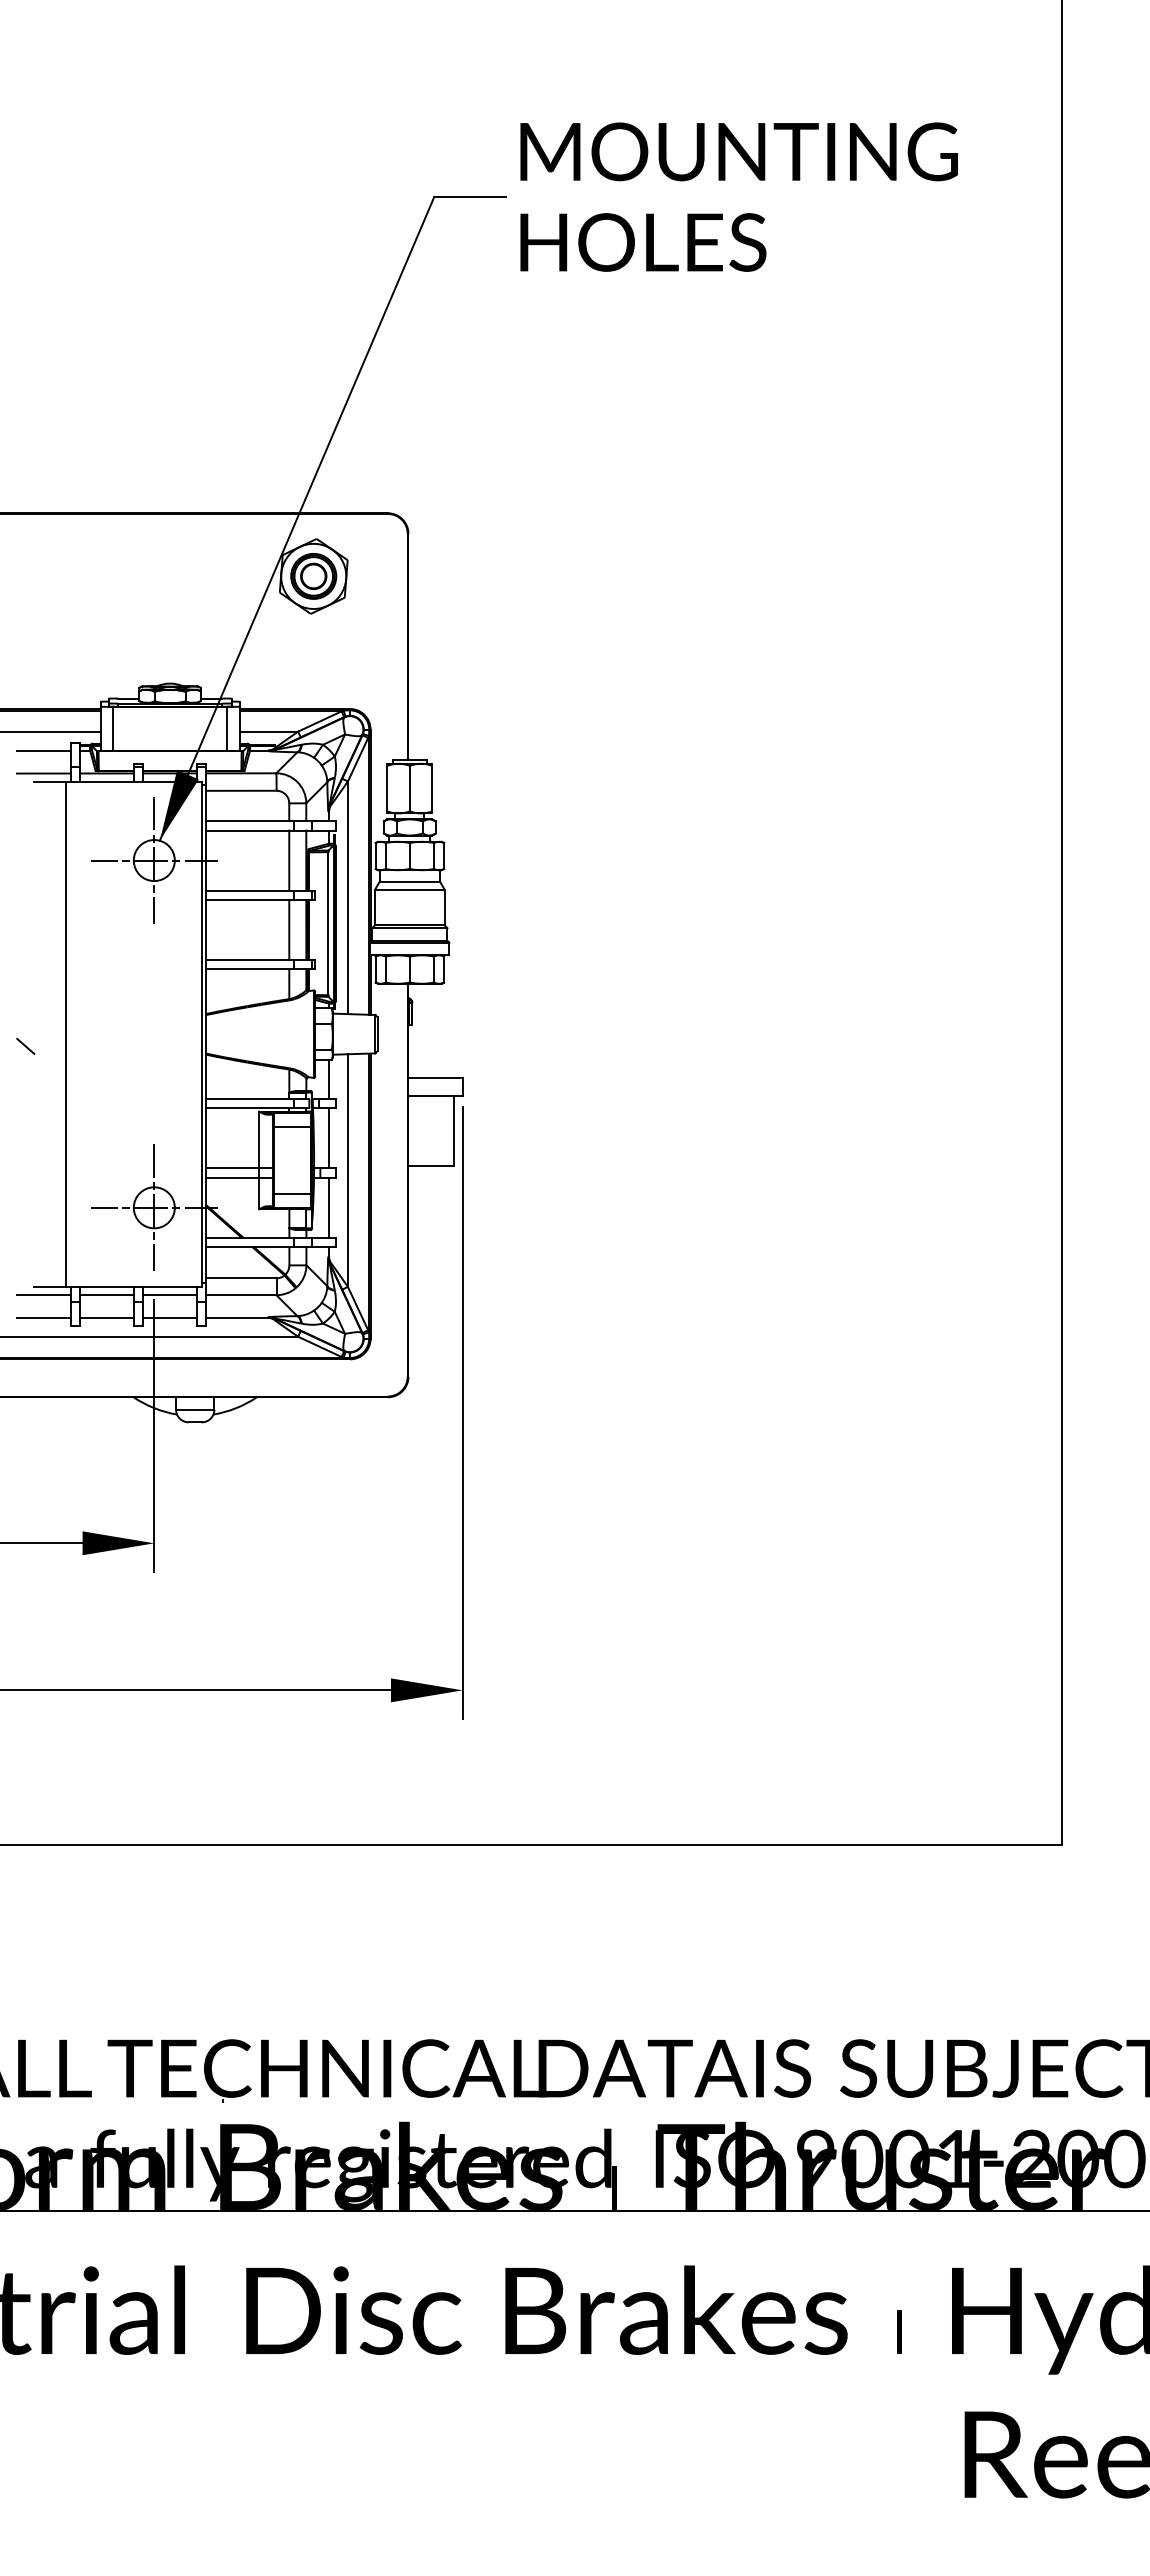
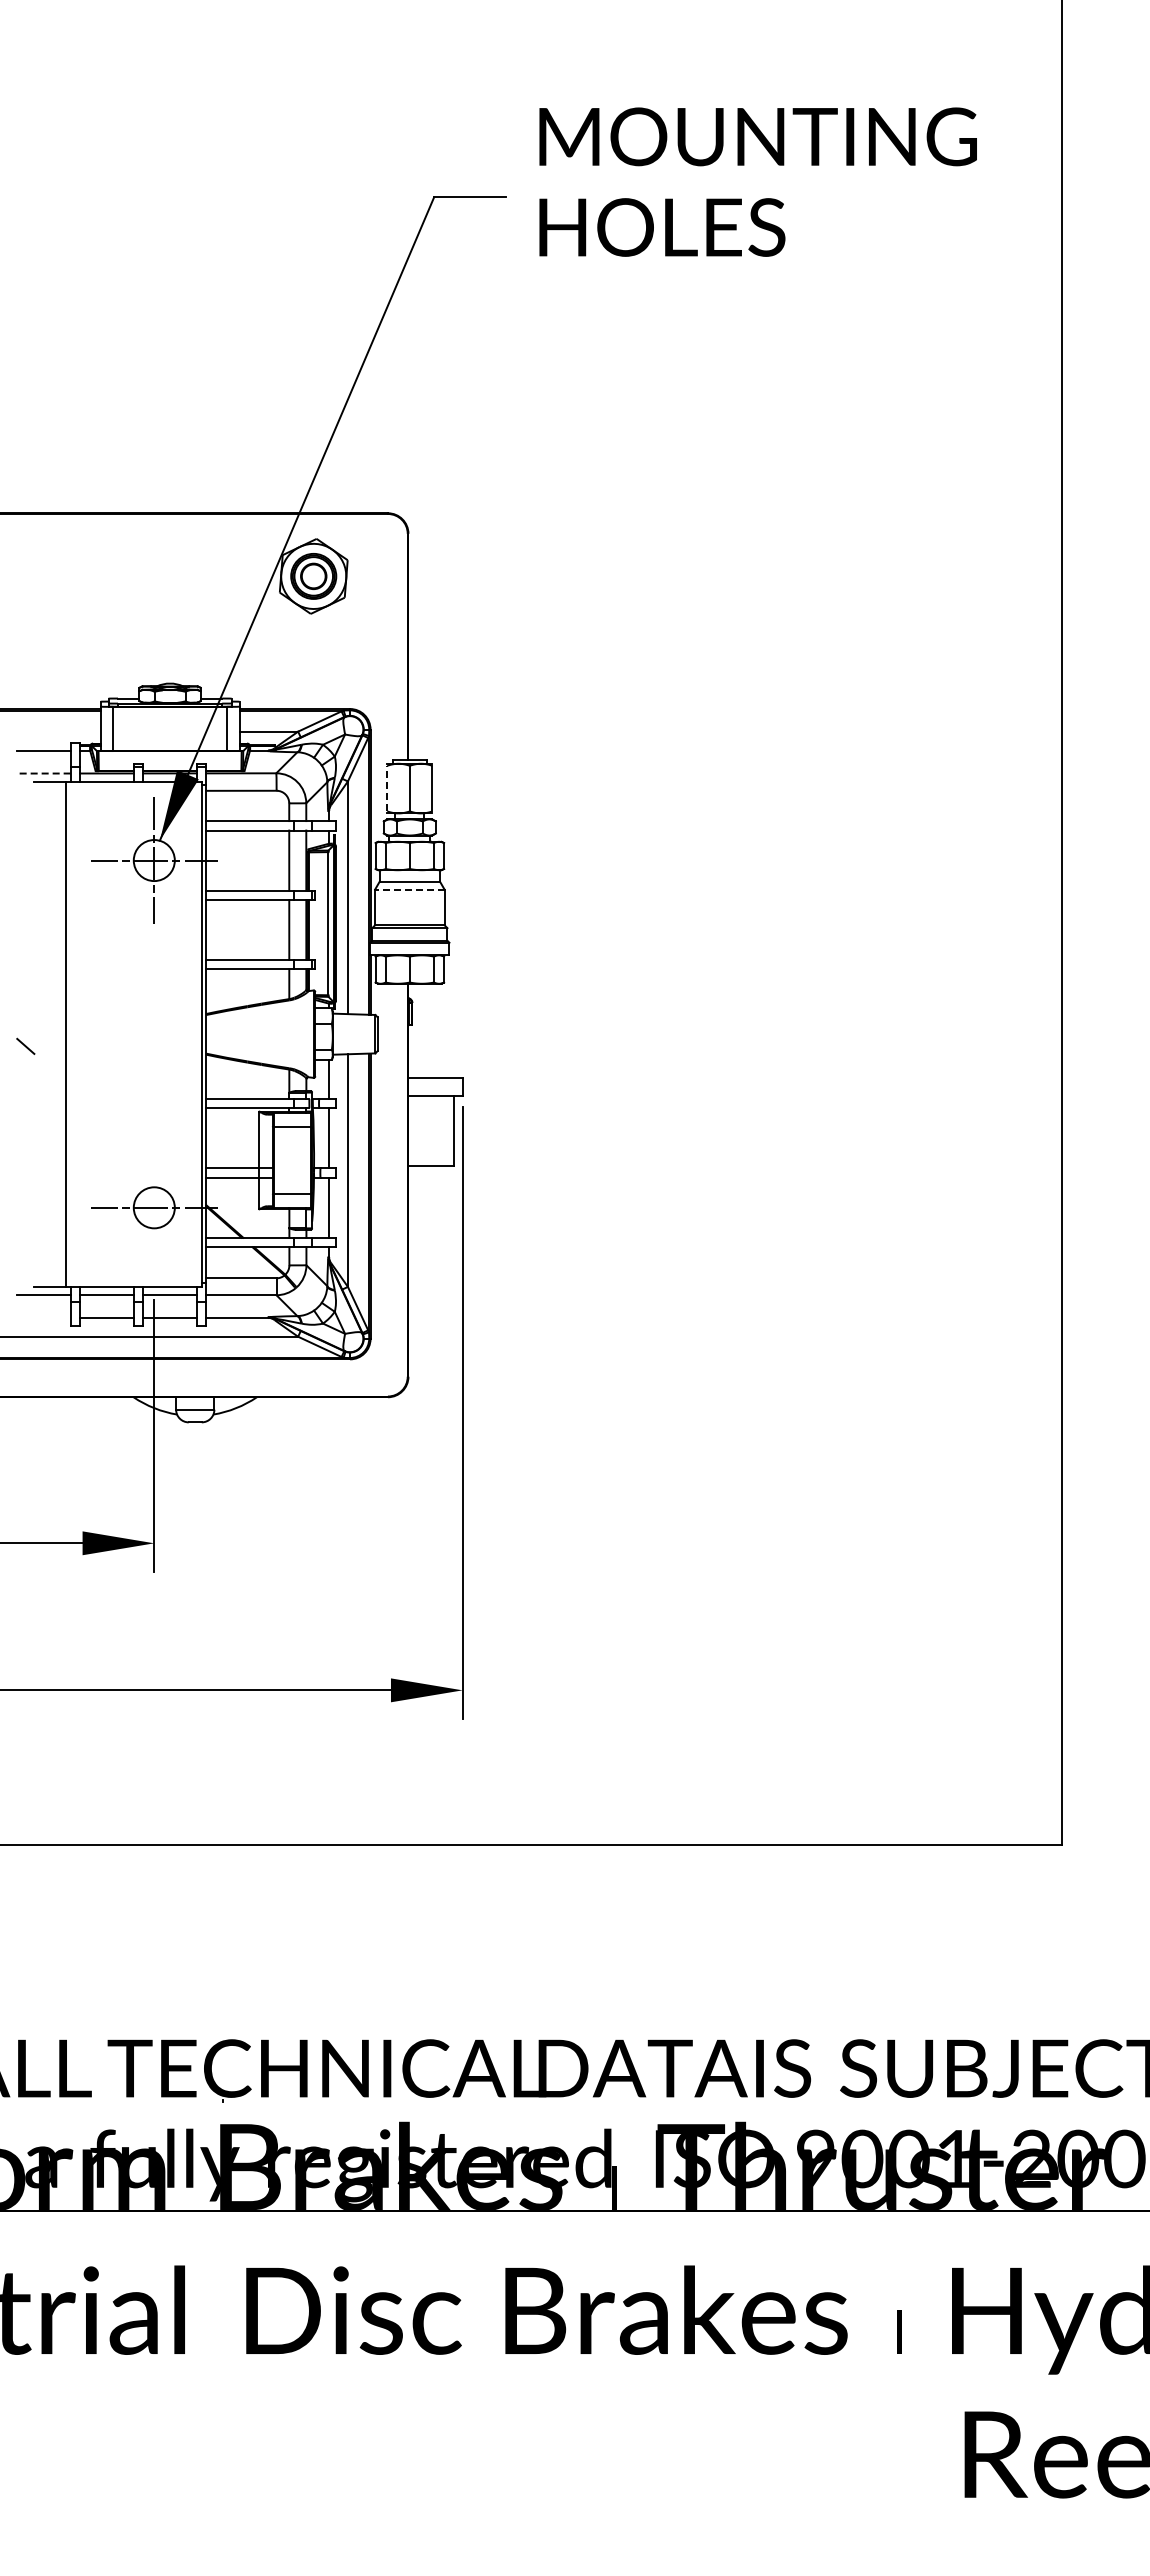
text position: (738, 196) -> (757, 181) (757, 181)
line: present -> none (51, 731)
line: solid -> dashed (43, 773)
line: solid -> dashed (387, 788)
line: solid -> dashed (409, 889)
line: present -> none (154, 1207)
line: present -> none (43, 1317)
